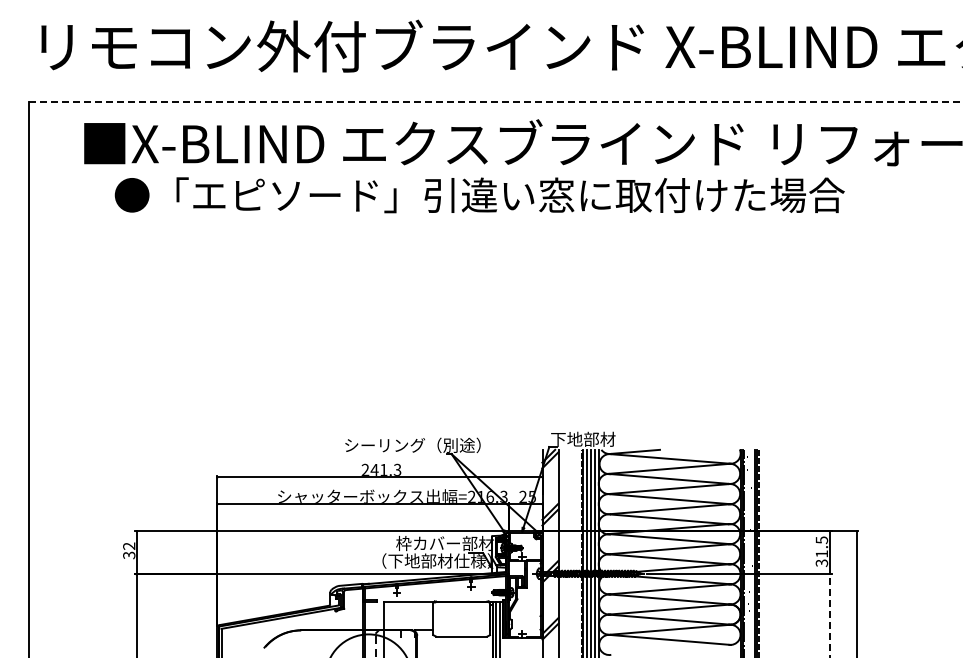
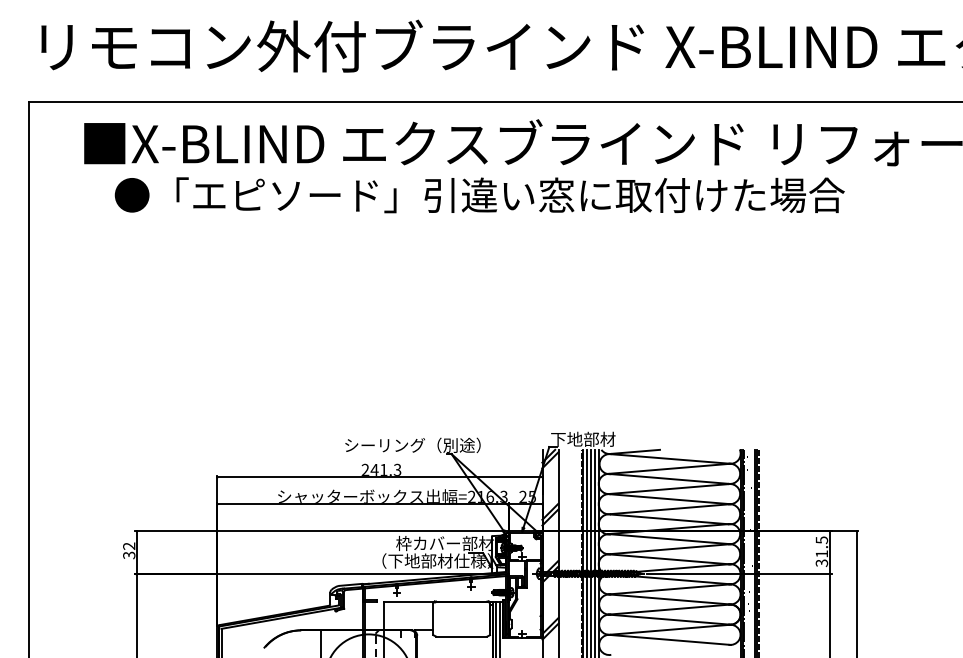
line: dashed -> solid (495, 102)
line: dashed -> solid (830, 615)
line: none -> present (321, 642)
